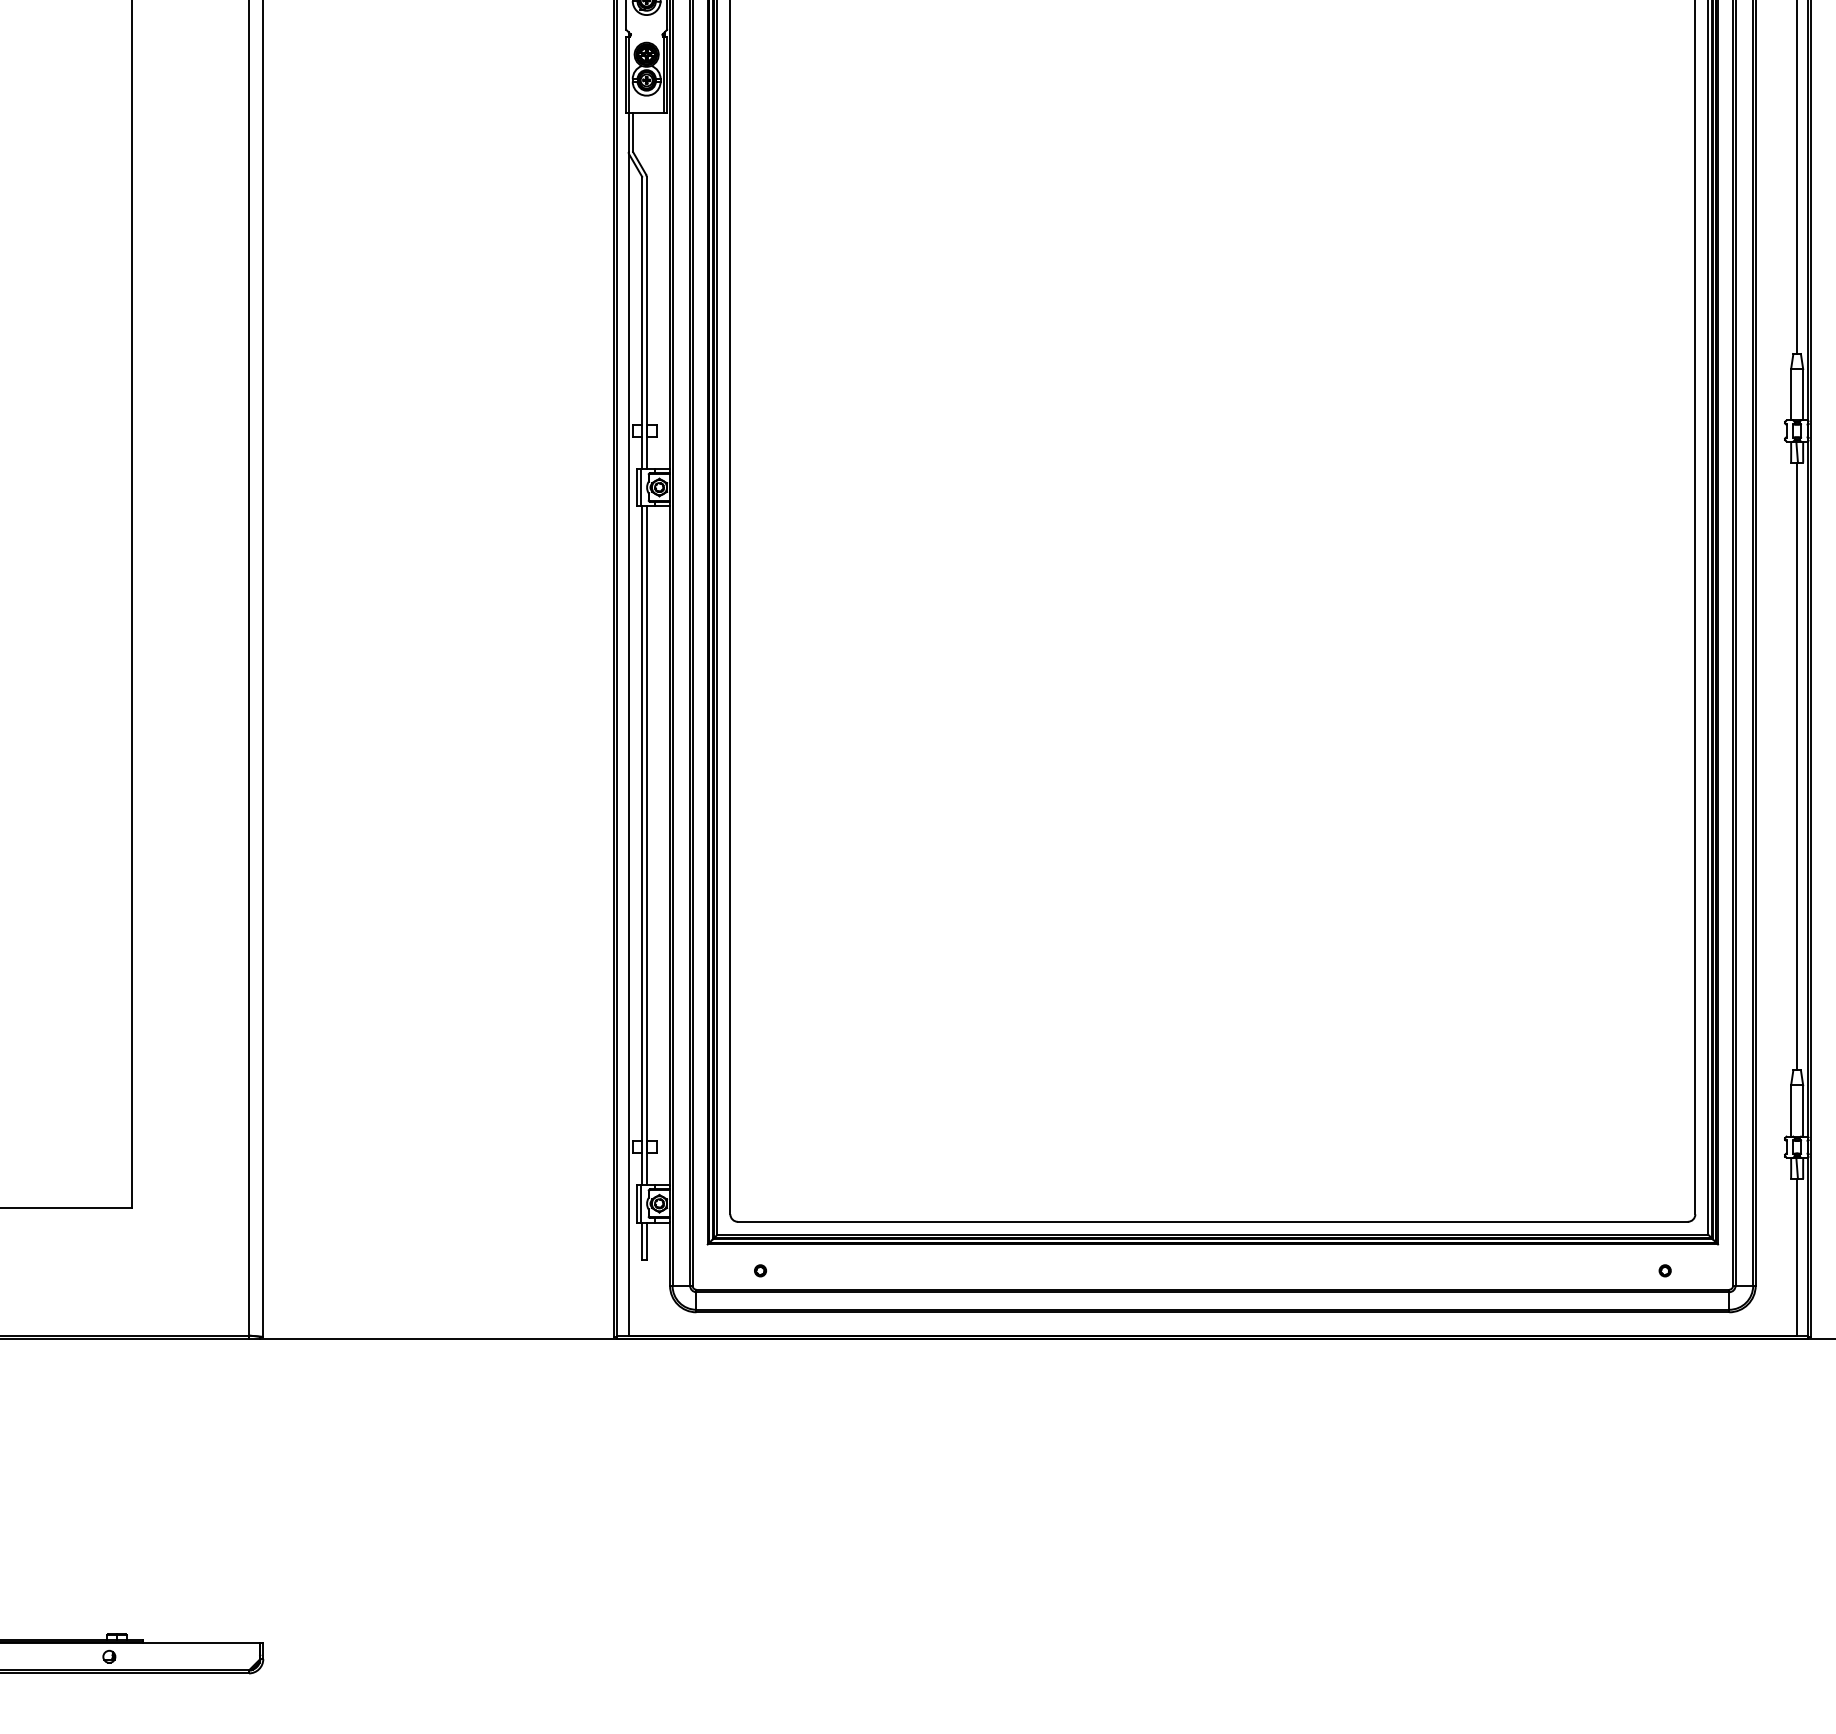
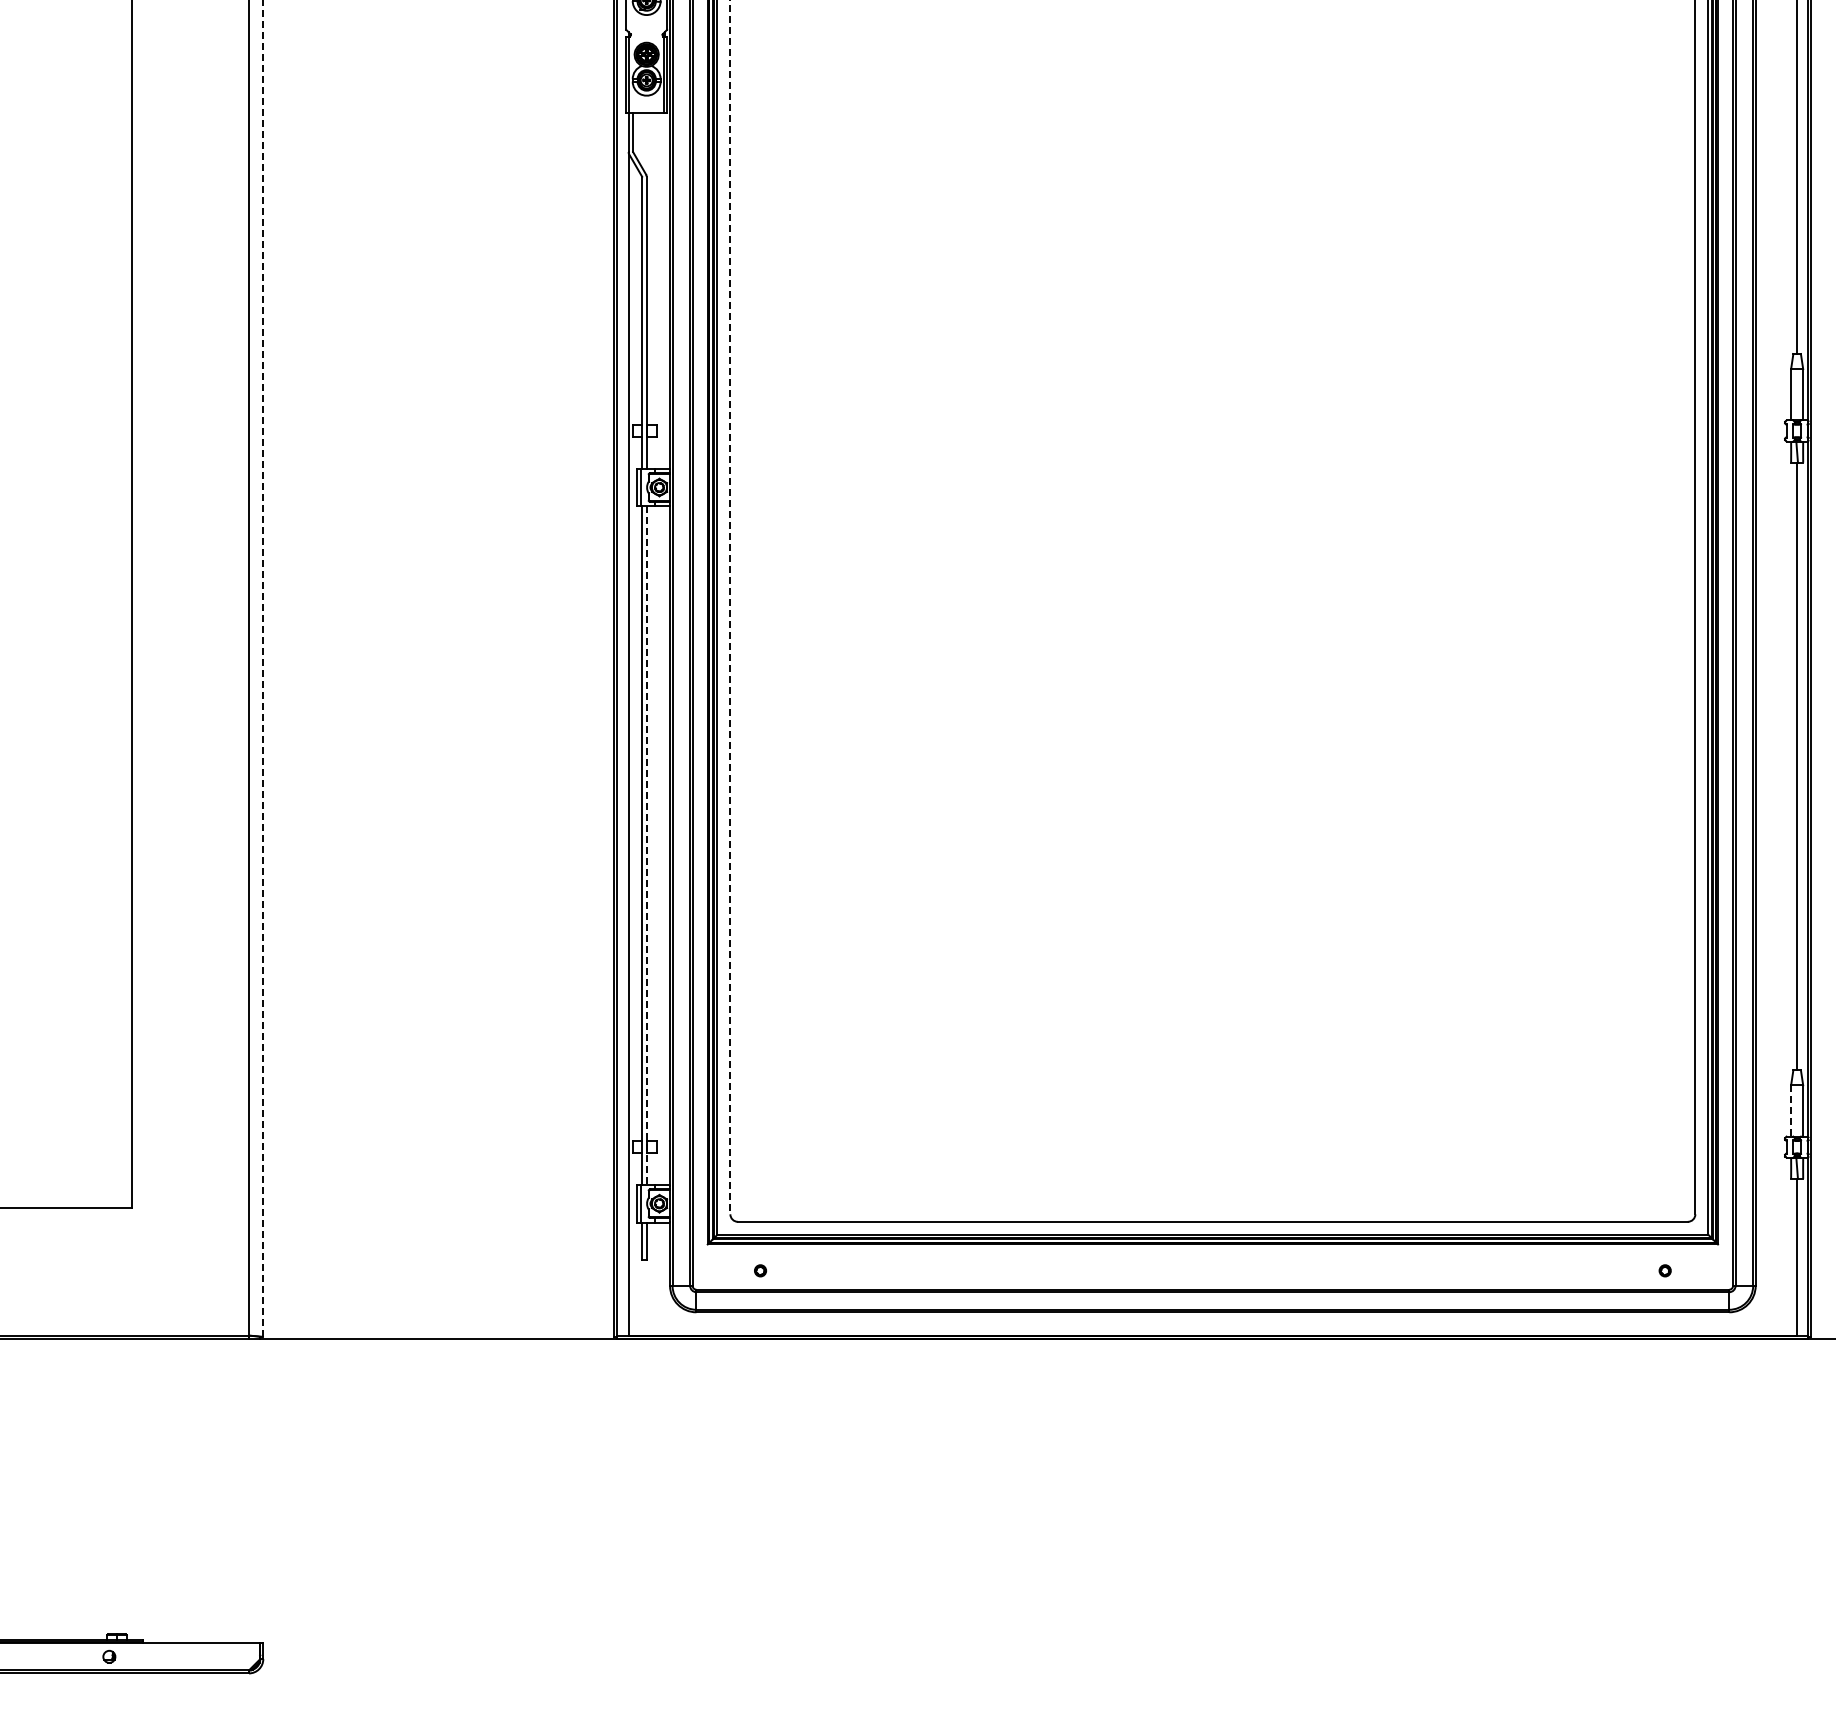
line: solid -> dashed (730, 607)
line: solid -> dashed (263, 668)
line: solid -> dashed (646, 846)
line: solid -> dashed (1791, 1110)
